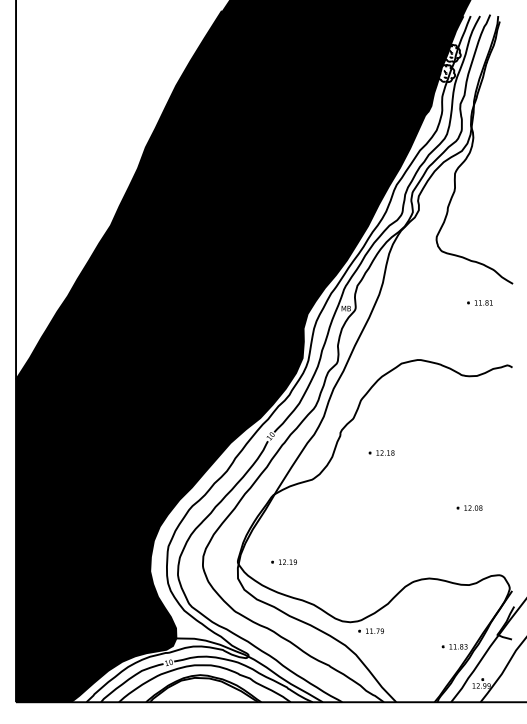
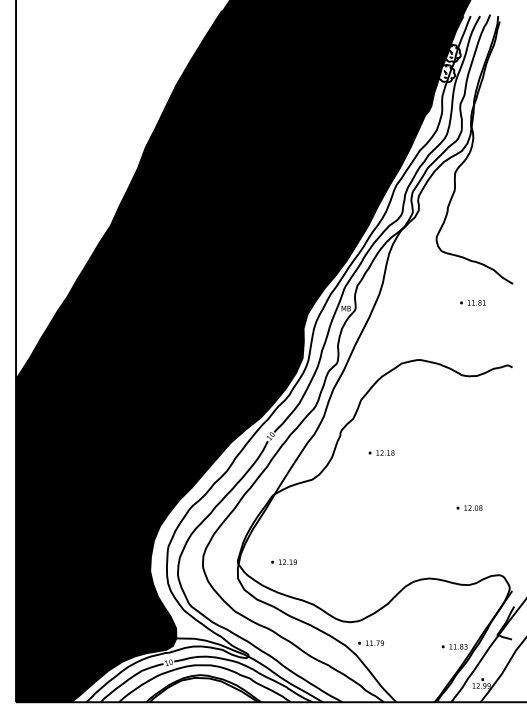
part position: (479, 302) -> (472, 302) (472, 302)
part position: (370, 630) -> (370, 642) (370, 642)
